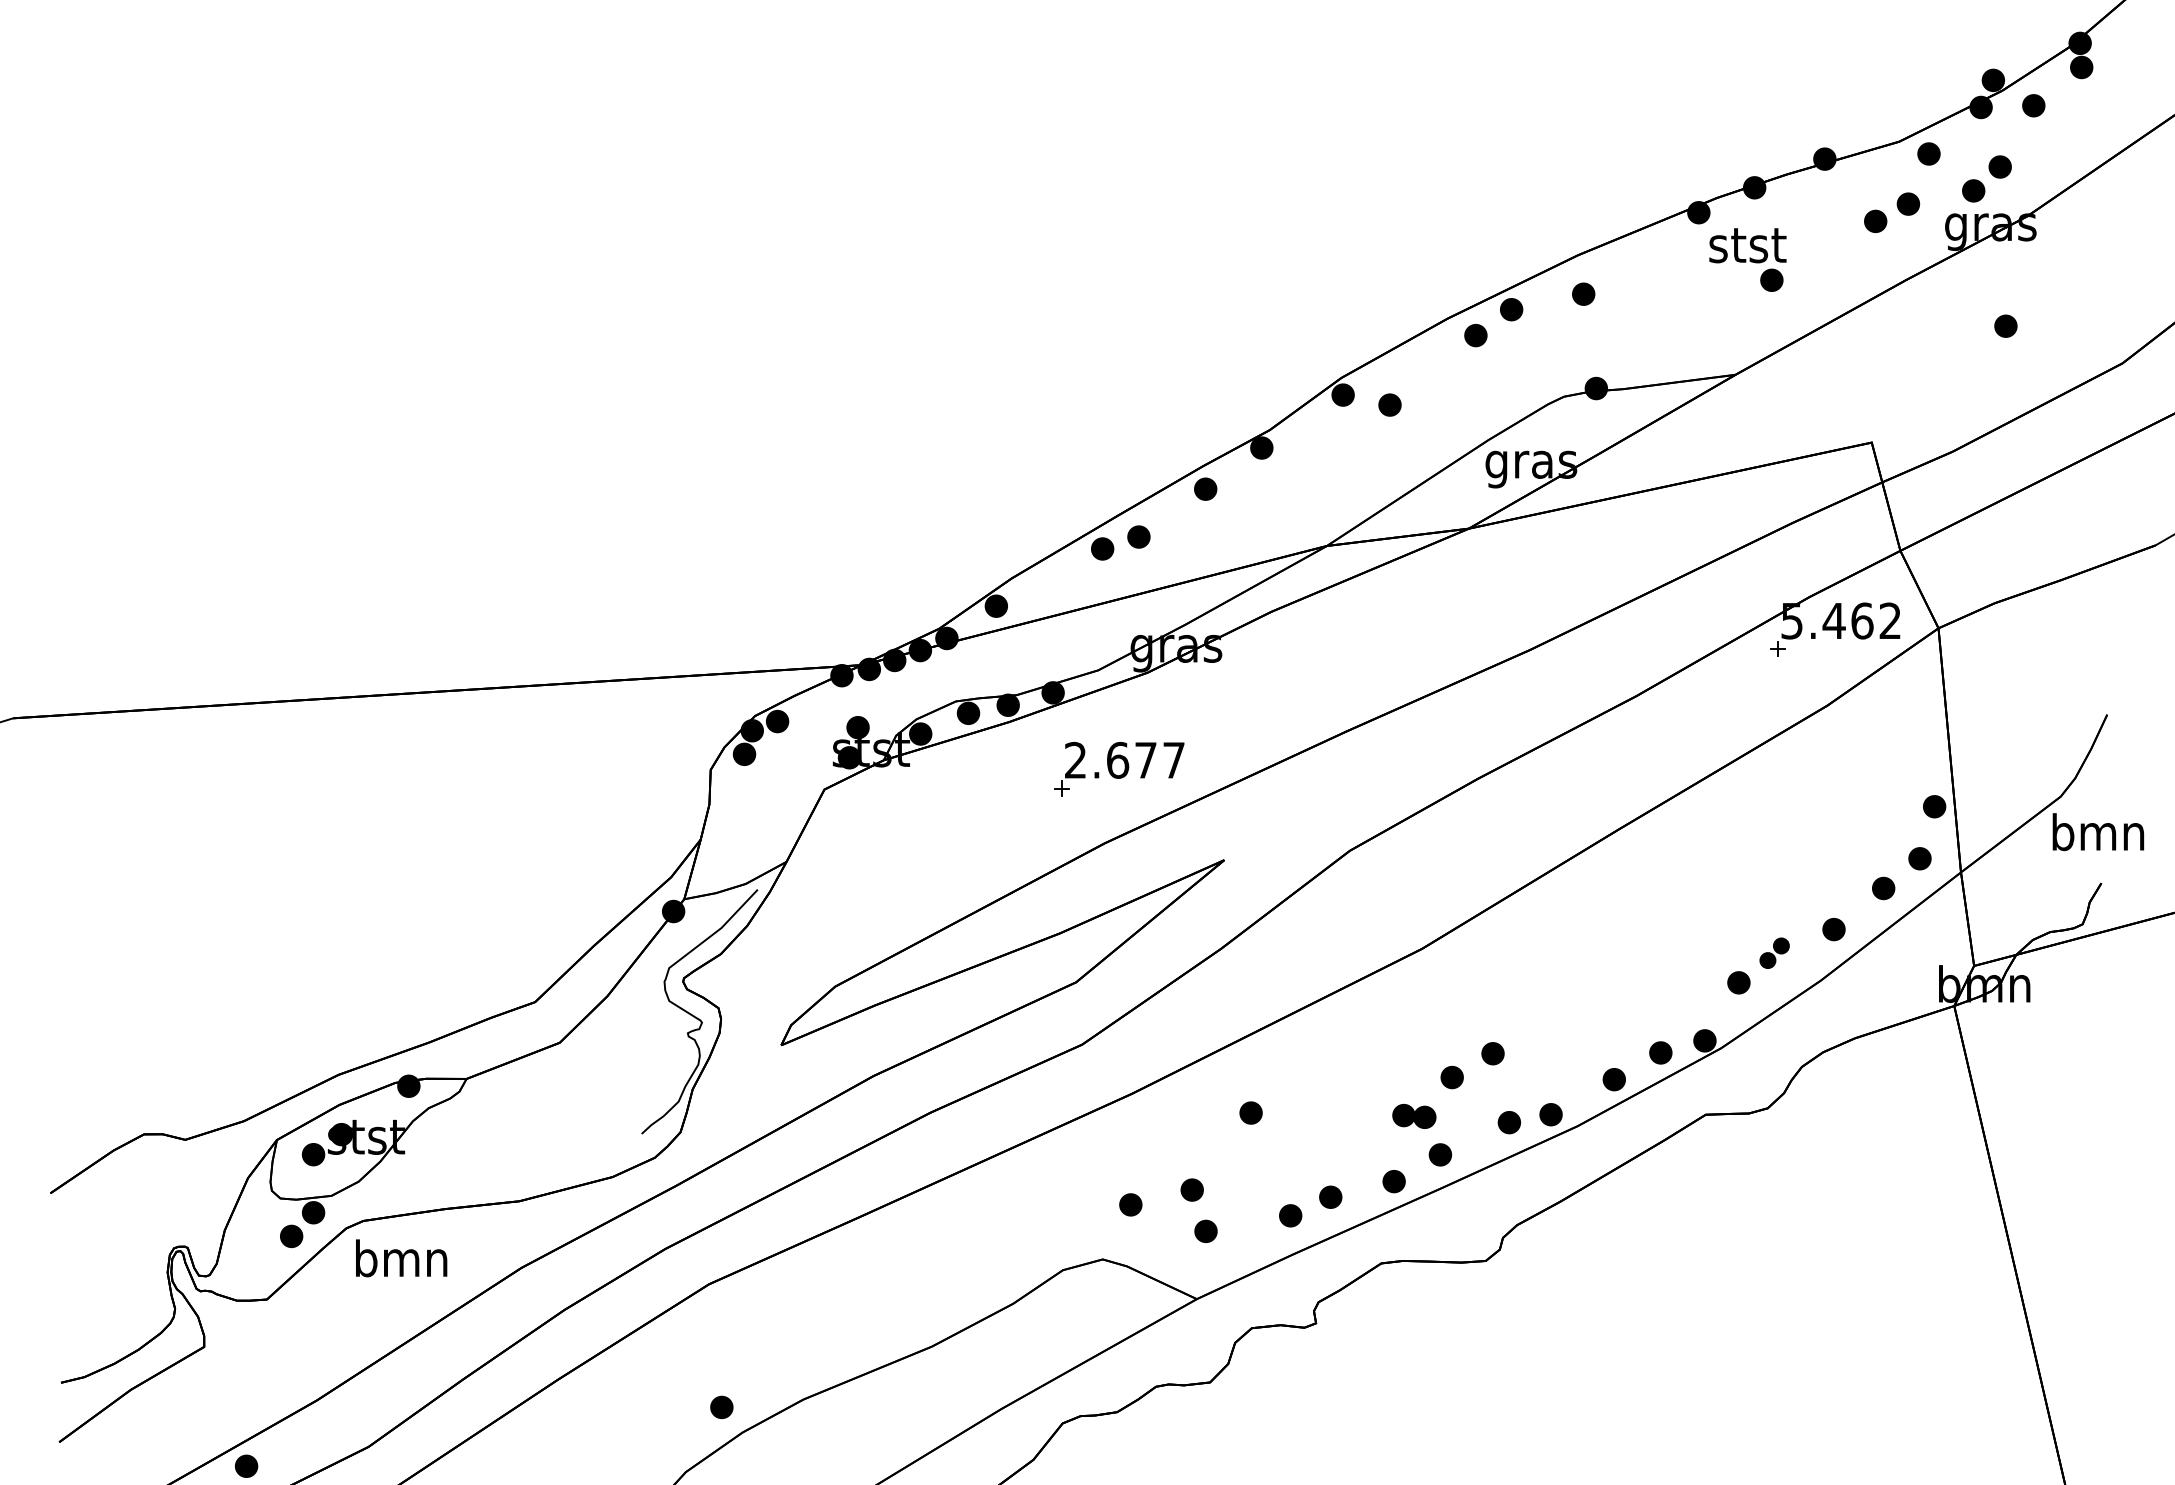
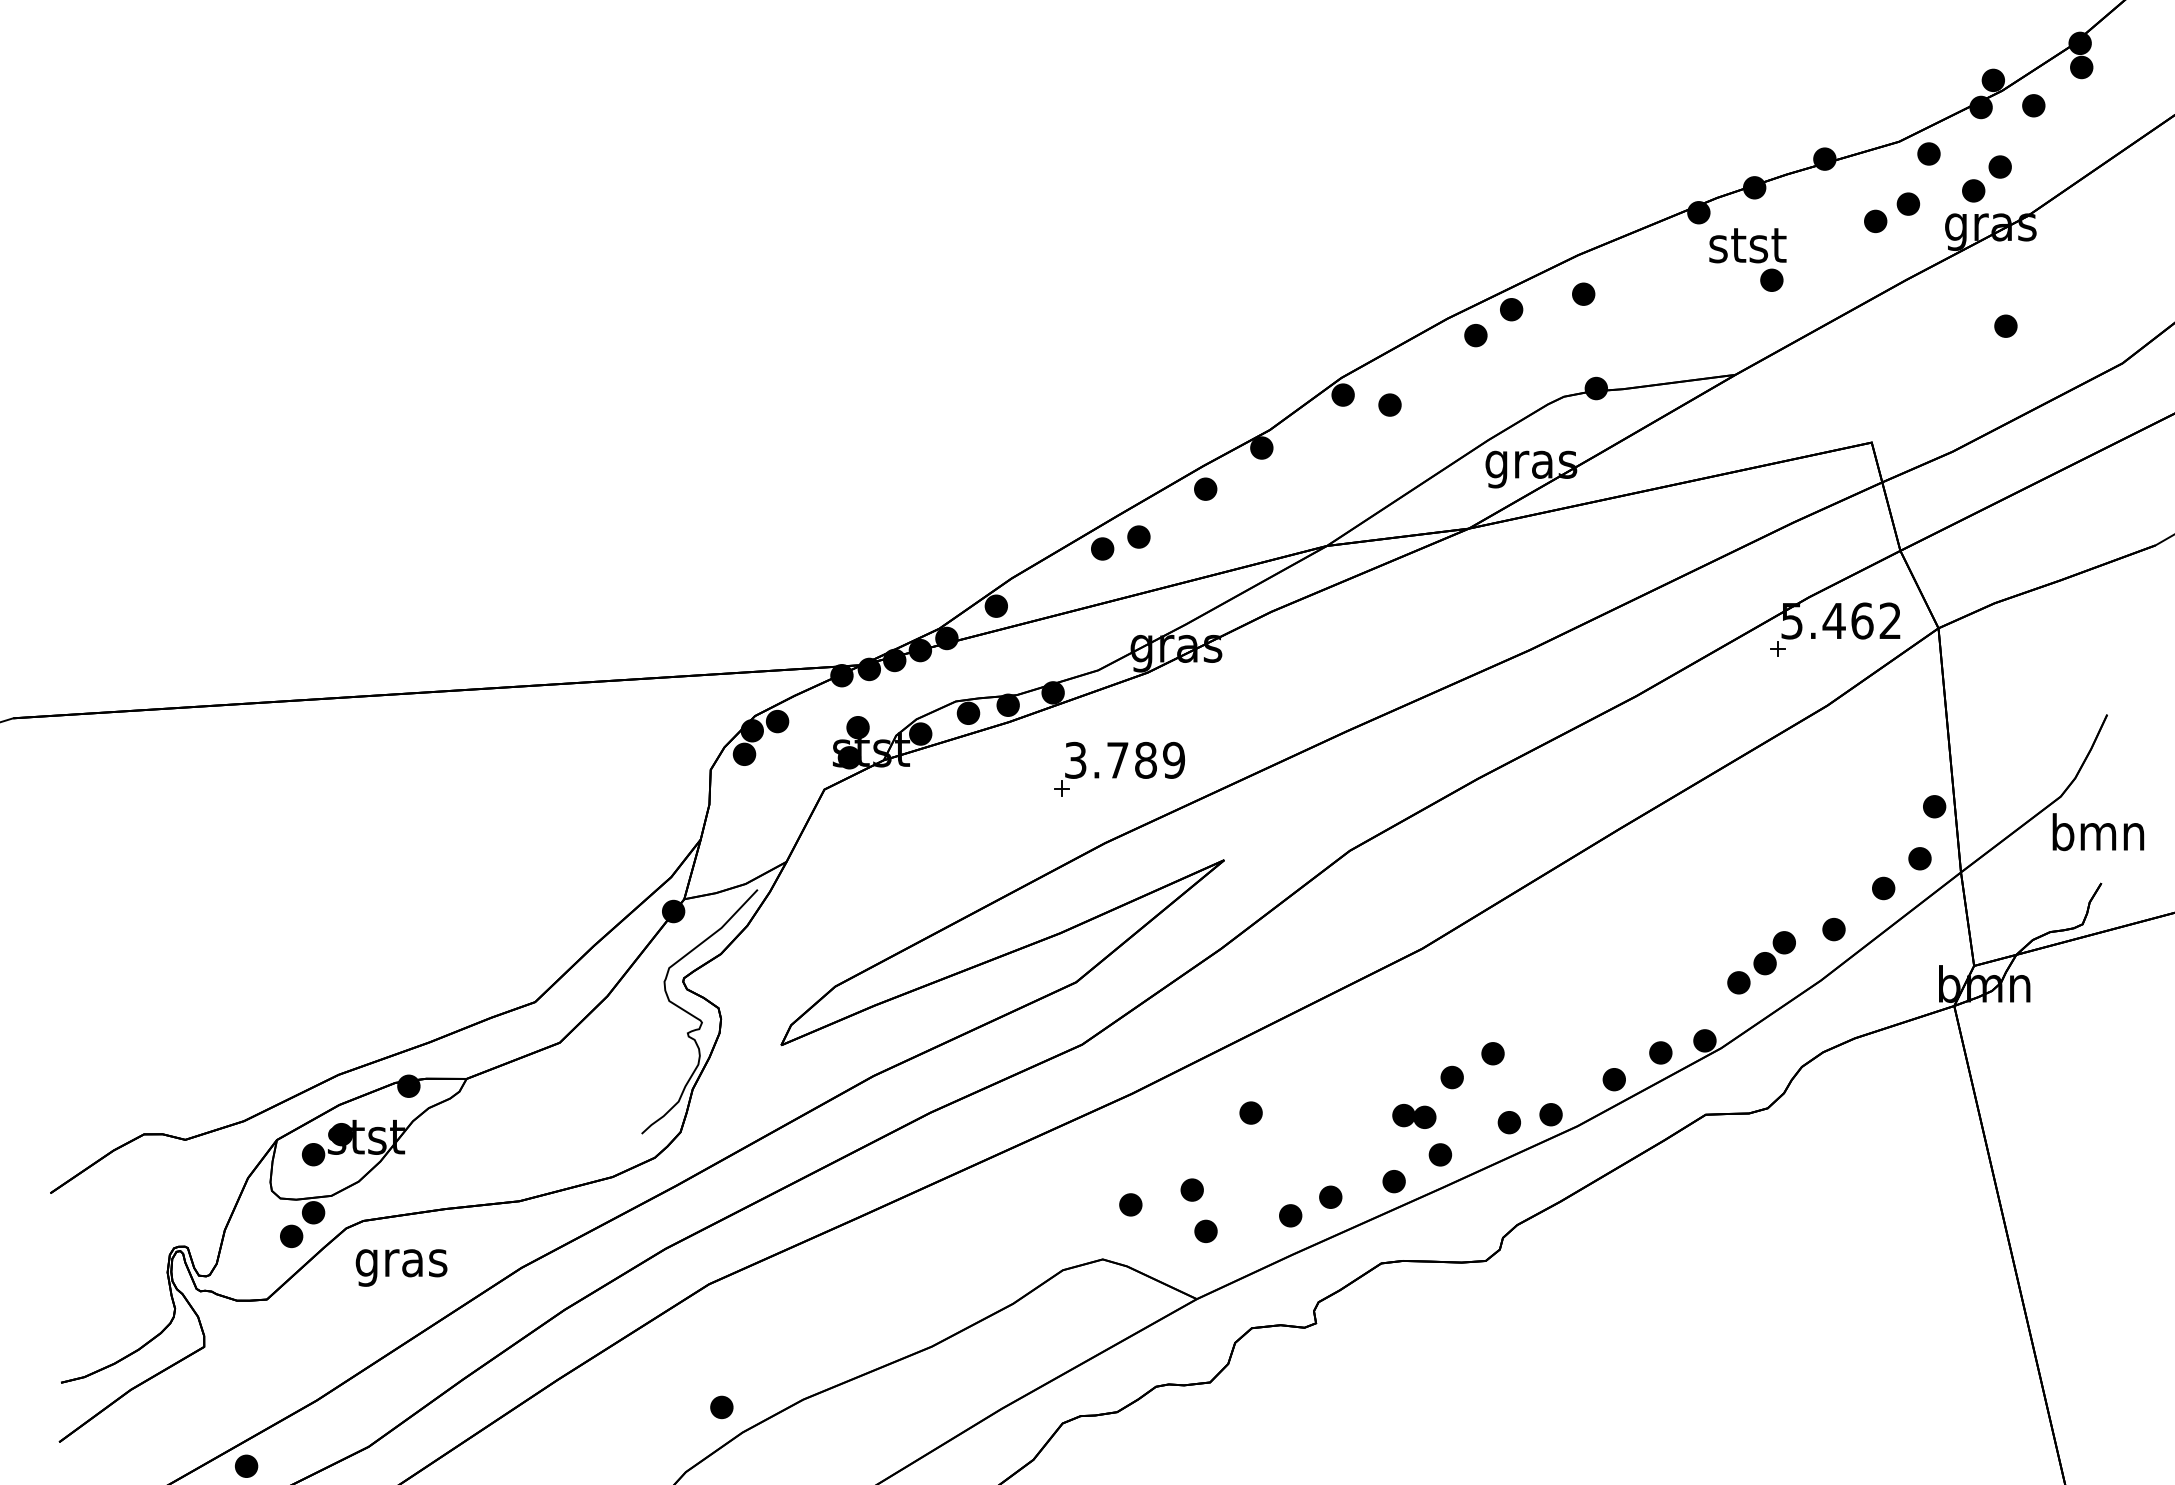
text: 2.677 -> 3.789 (1125, 759)
part size: 31x32 px -> 43x45 px (1774, 953)
text: bmn -> gras (401, 1262)
